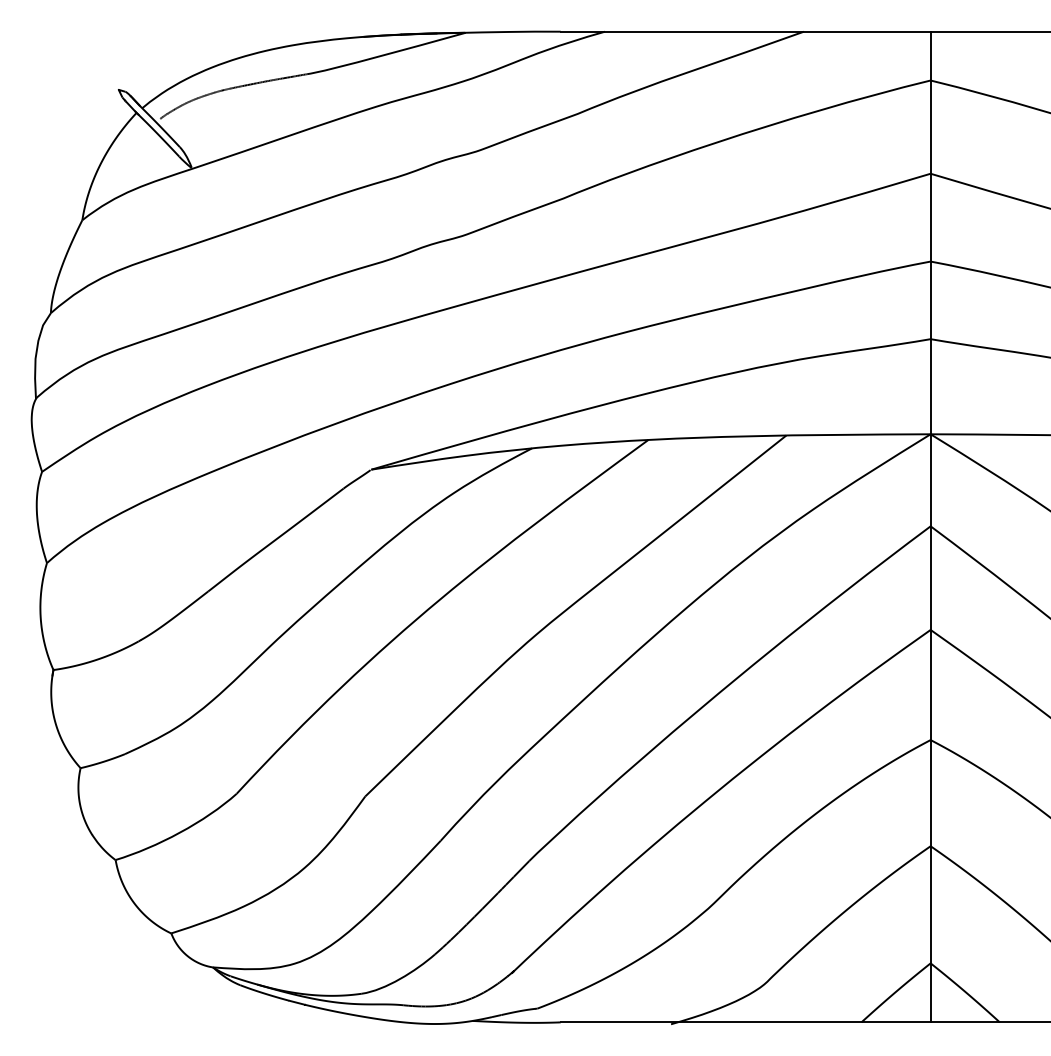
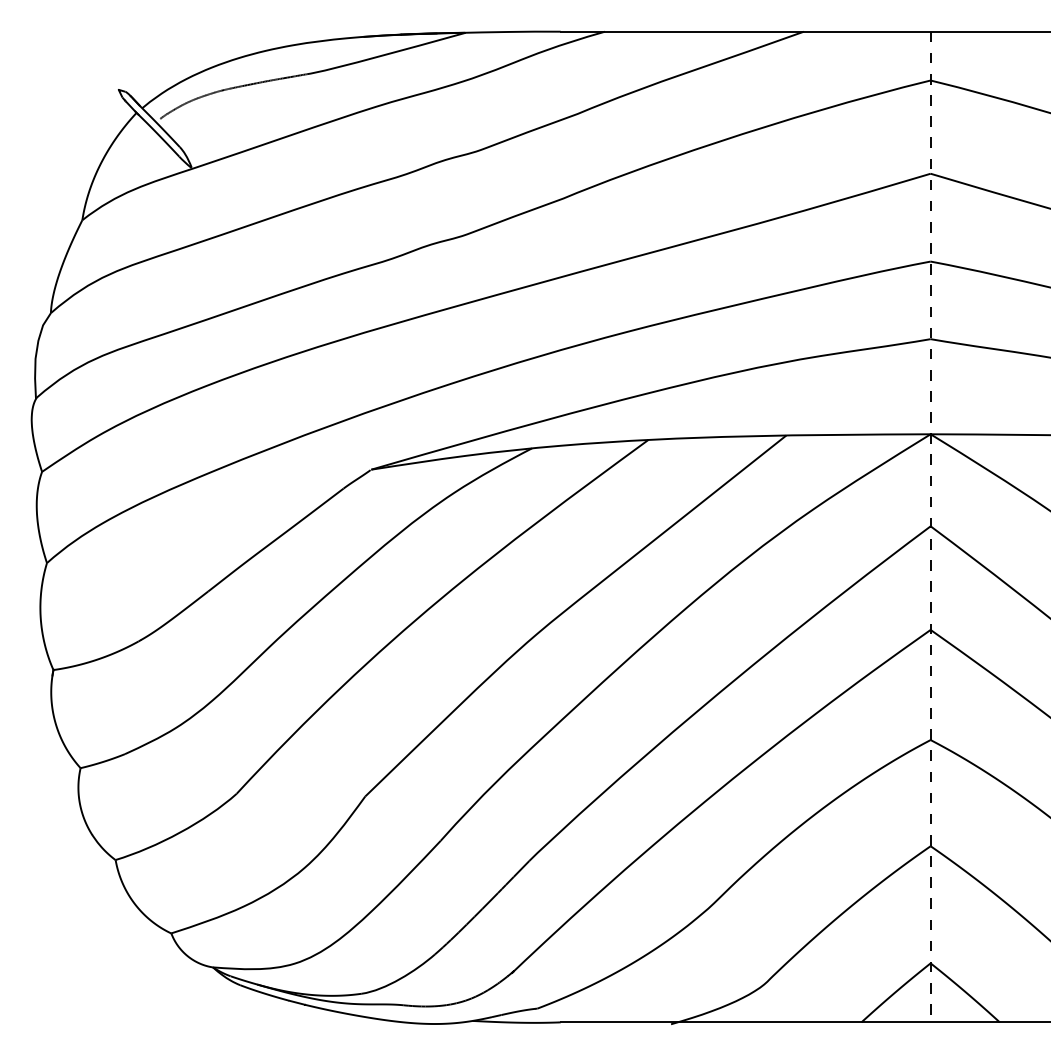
line: solid -> dashed (930, 527)
